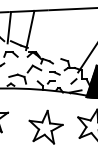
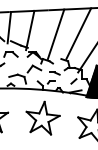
line: none -> present (78, 33)
line: none -> present (55, 34)
part position: (45, 126) -> (42, 117) (42, 117)
